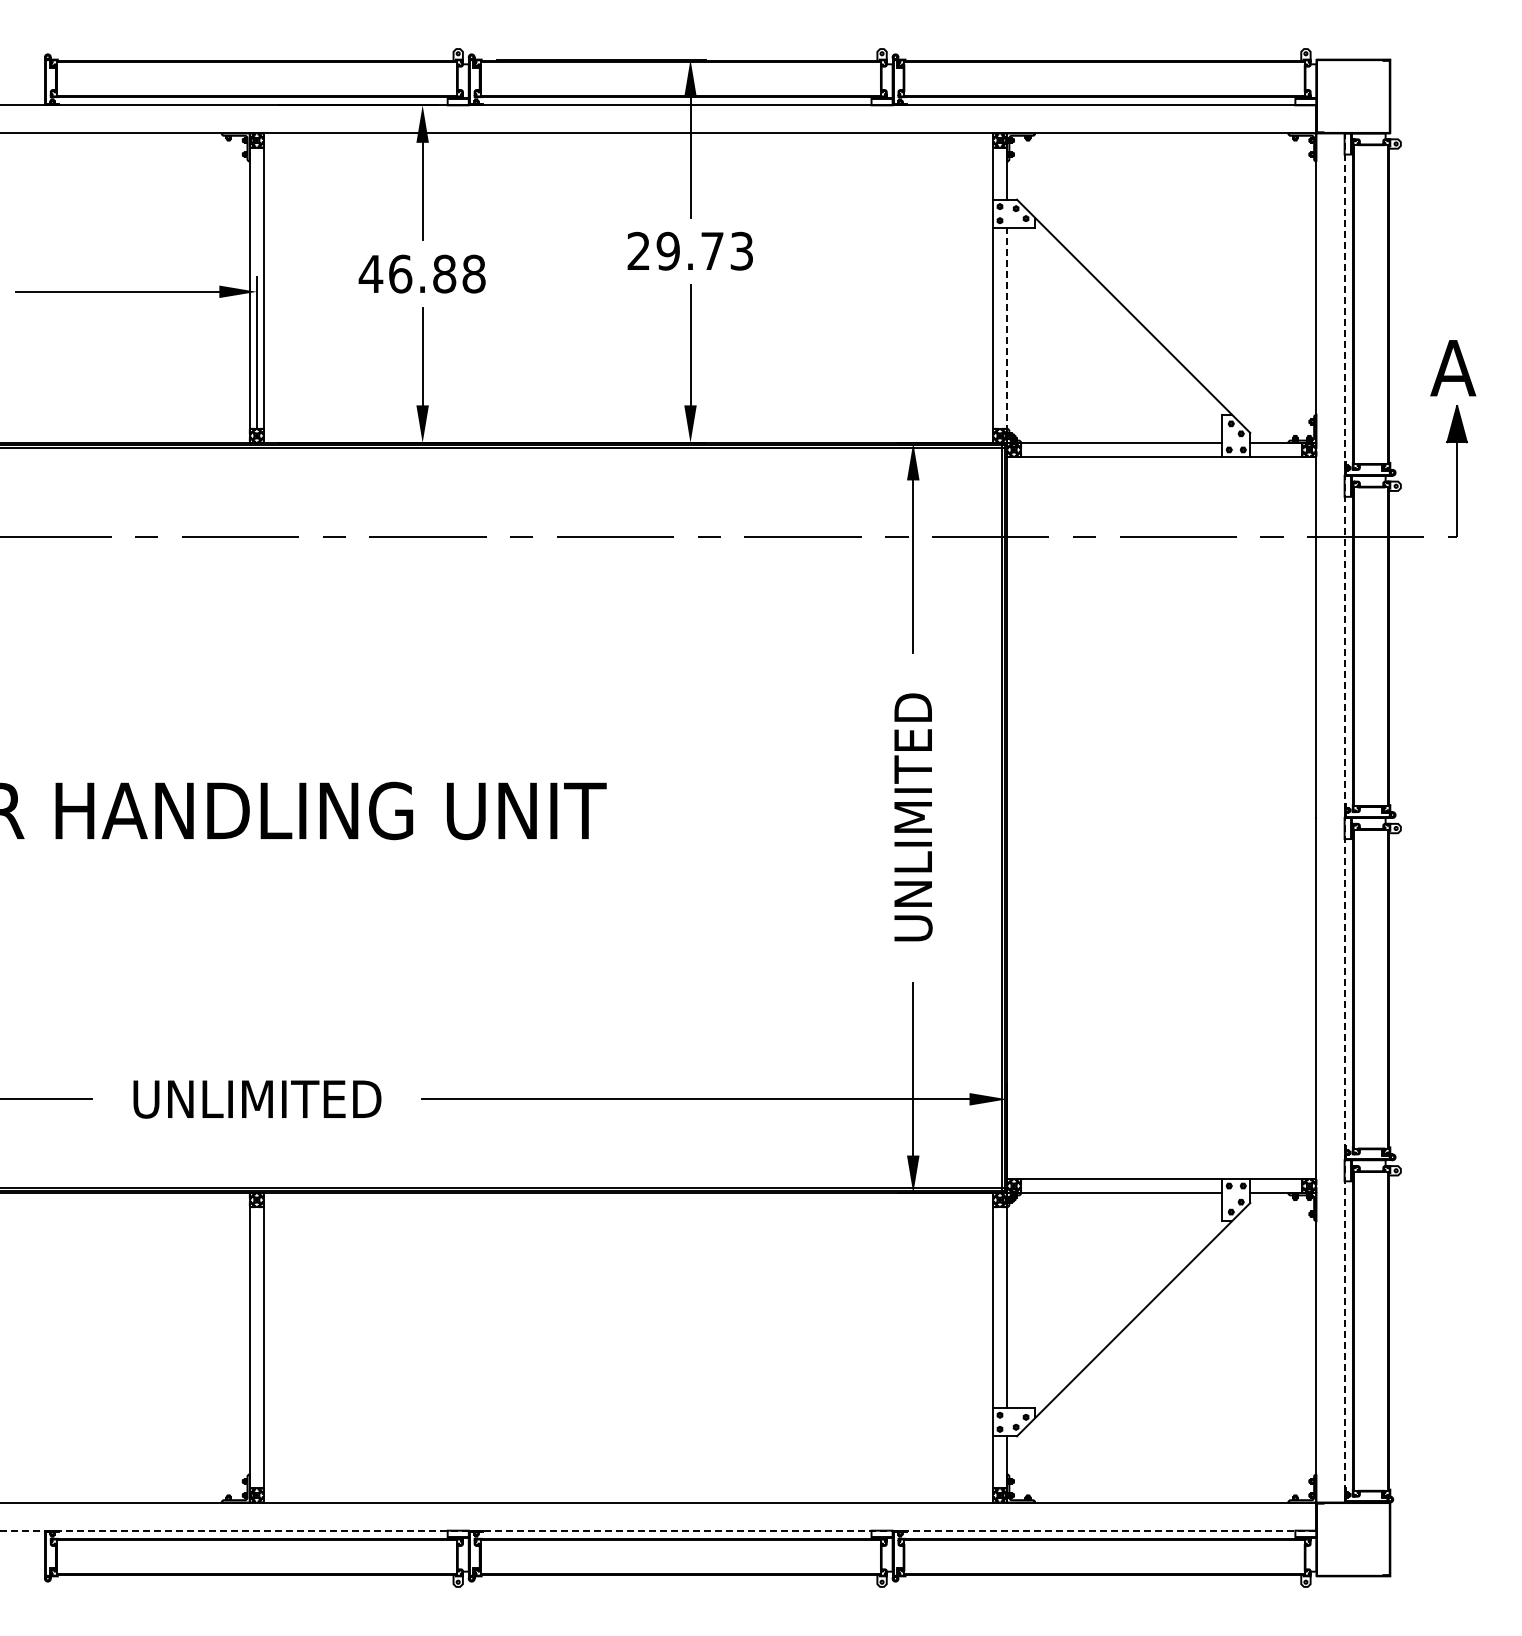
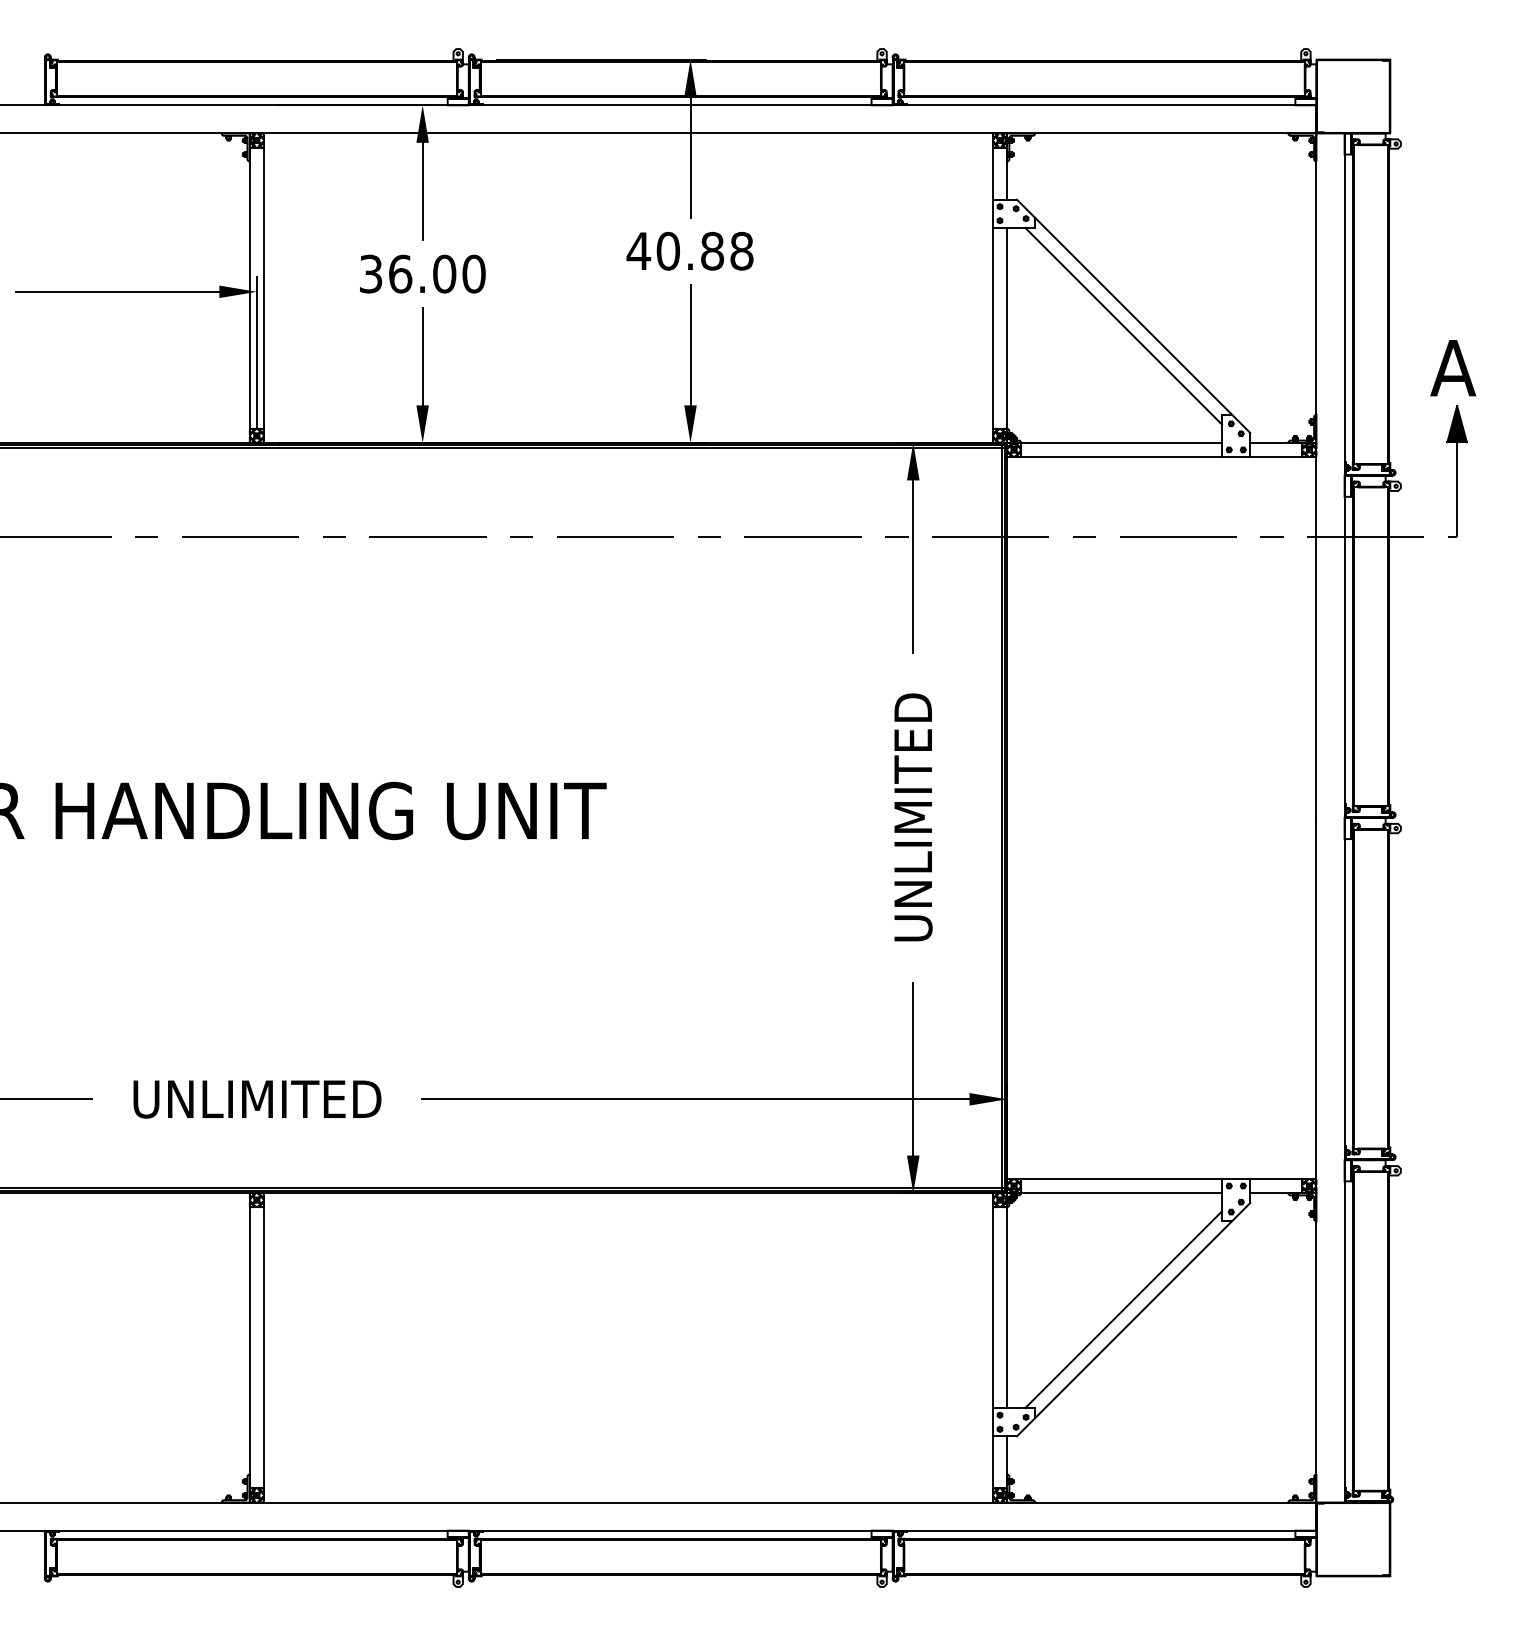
text: 29.73 -> 40.88 (689, 250)
text: 46.88 -> 36.00 (421, 273)
line: none -> present (1123, 325)
line: dashed -> solid (1007, 335)
line: dashed -> solid (1344, 818)
line: none -> present (1123, 1309)
line: dashed -> solid (658, 1530)
